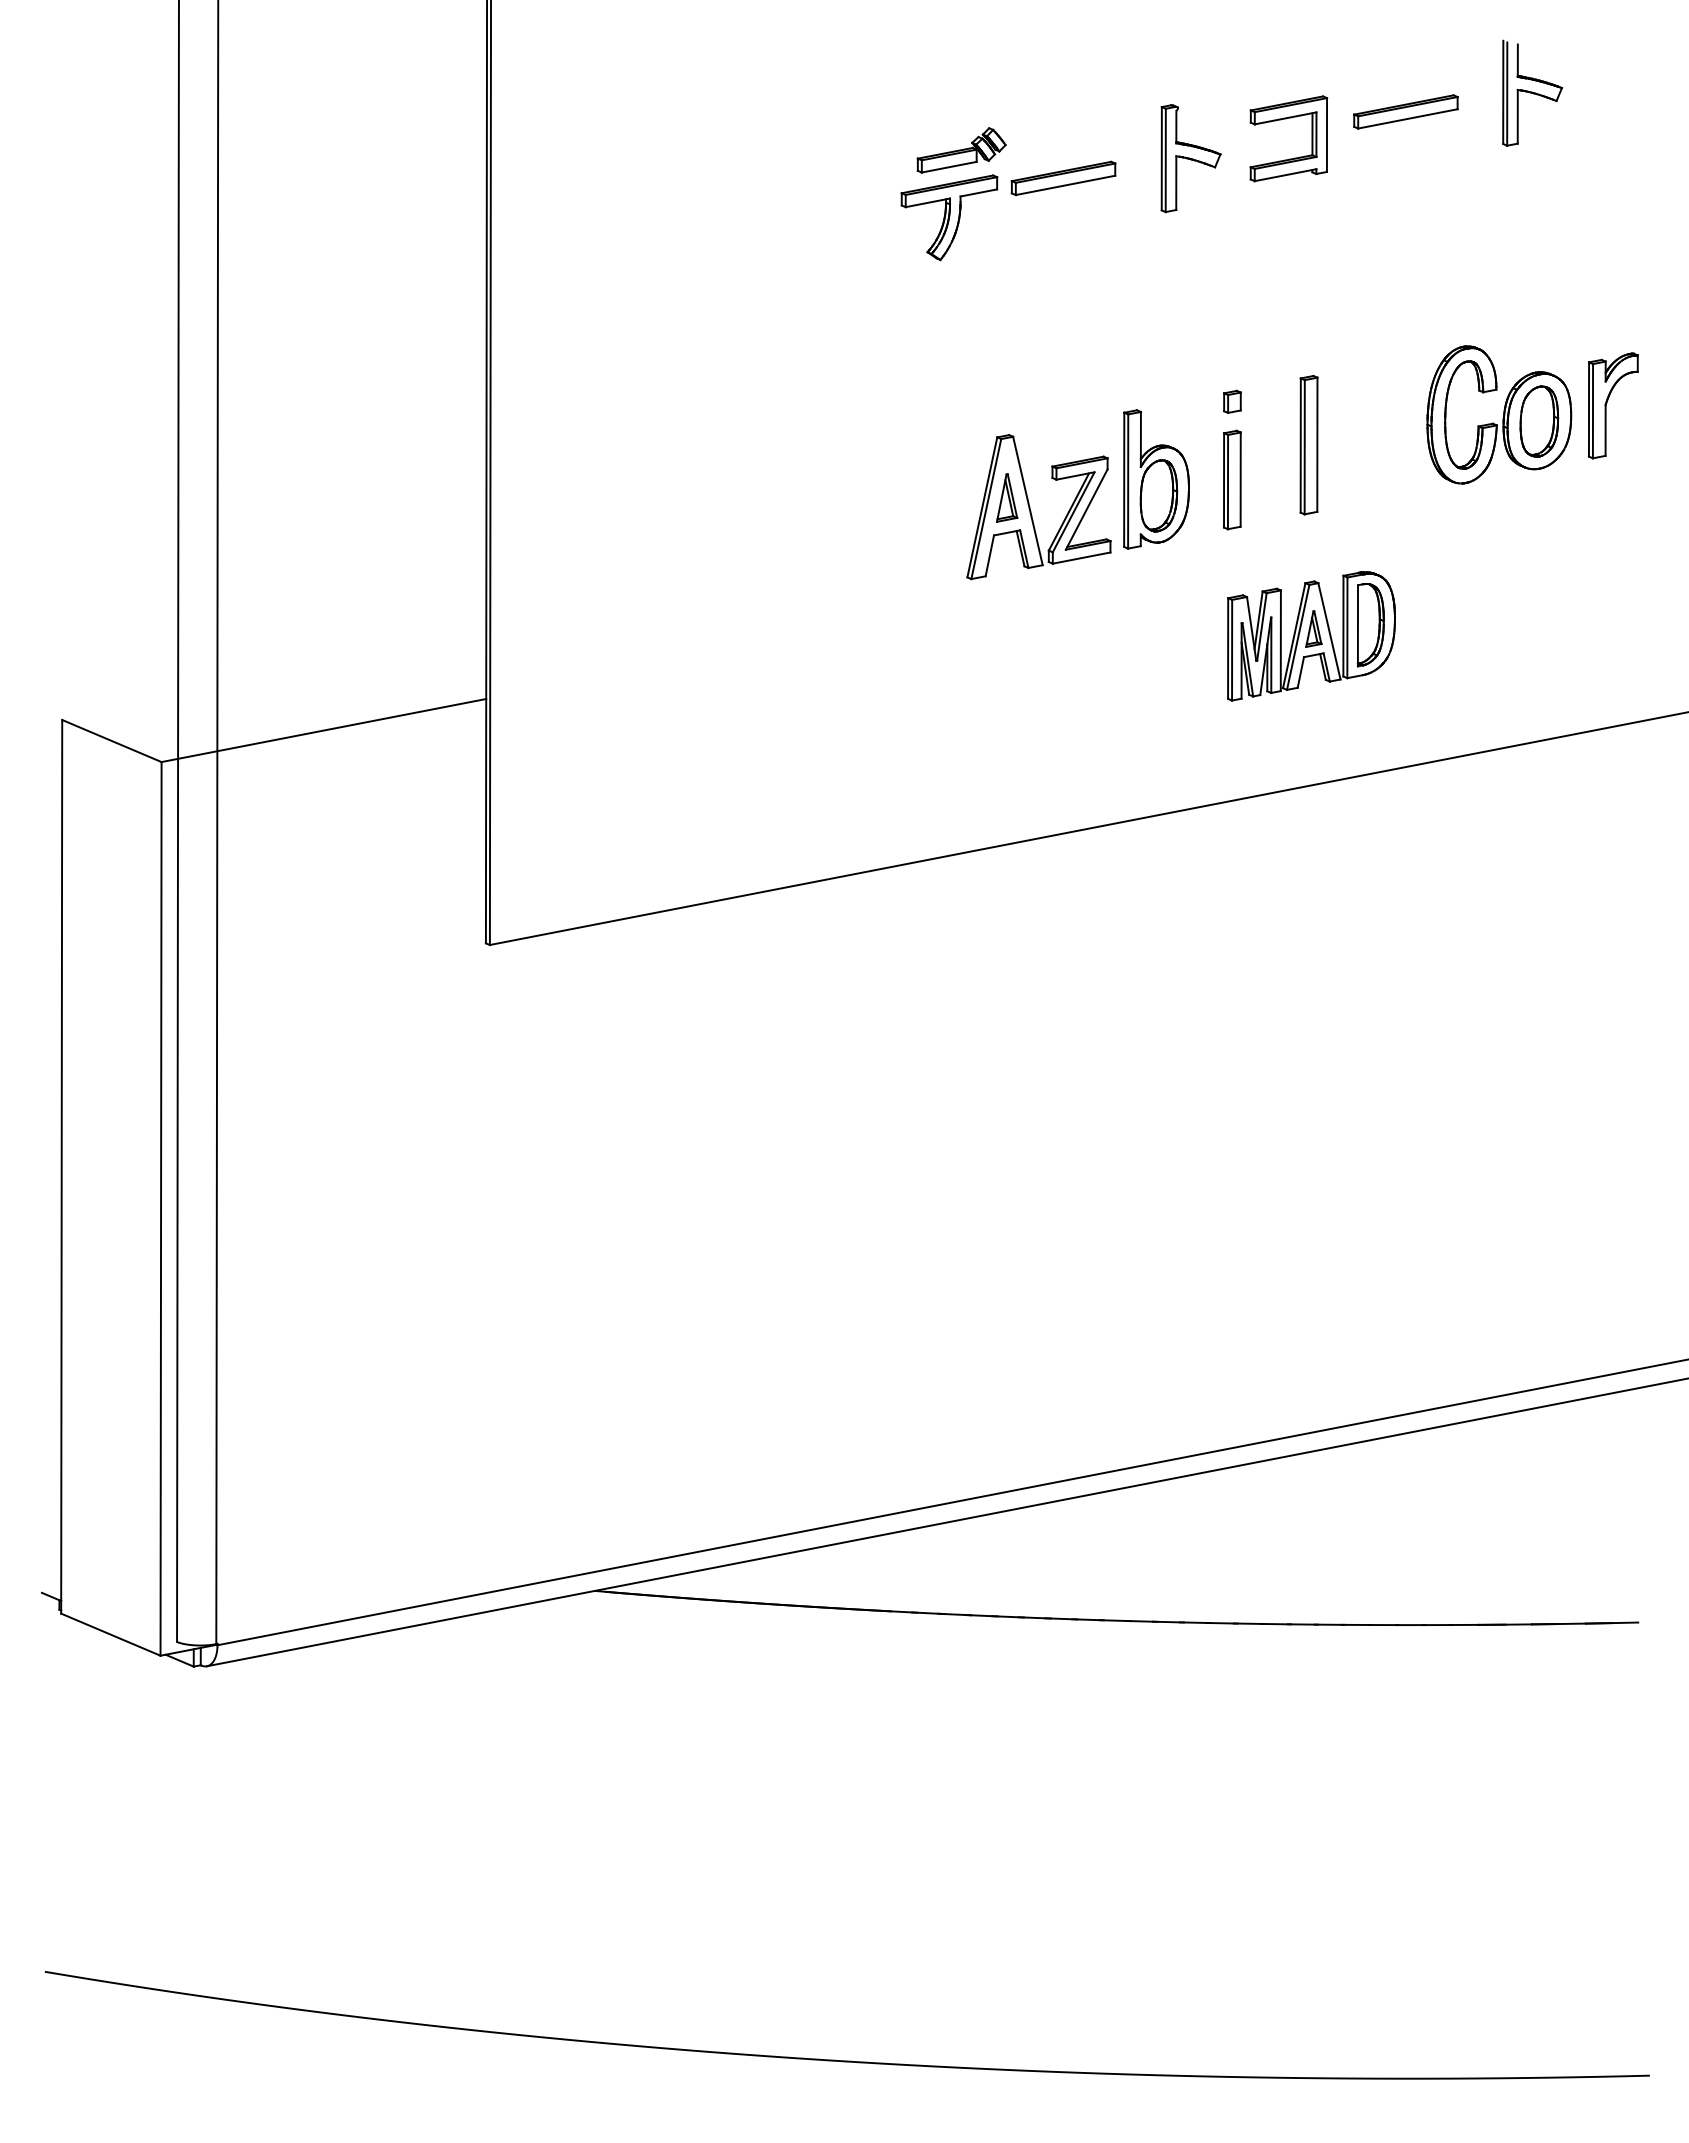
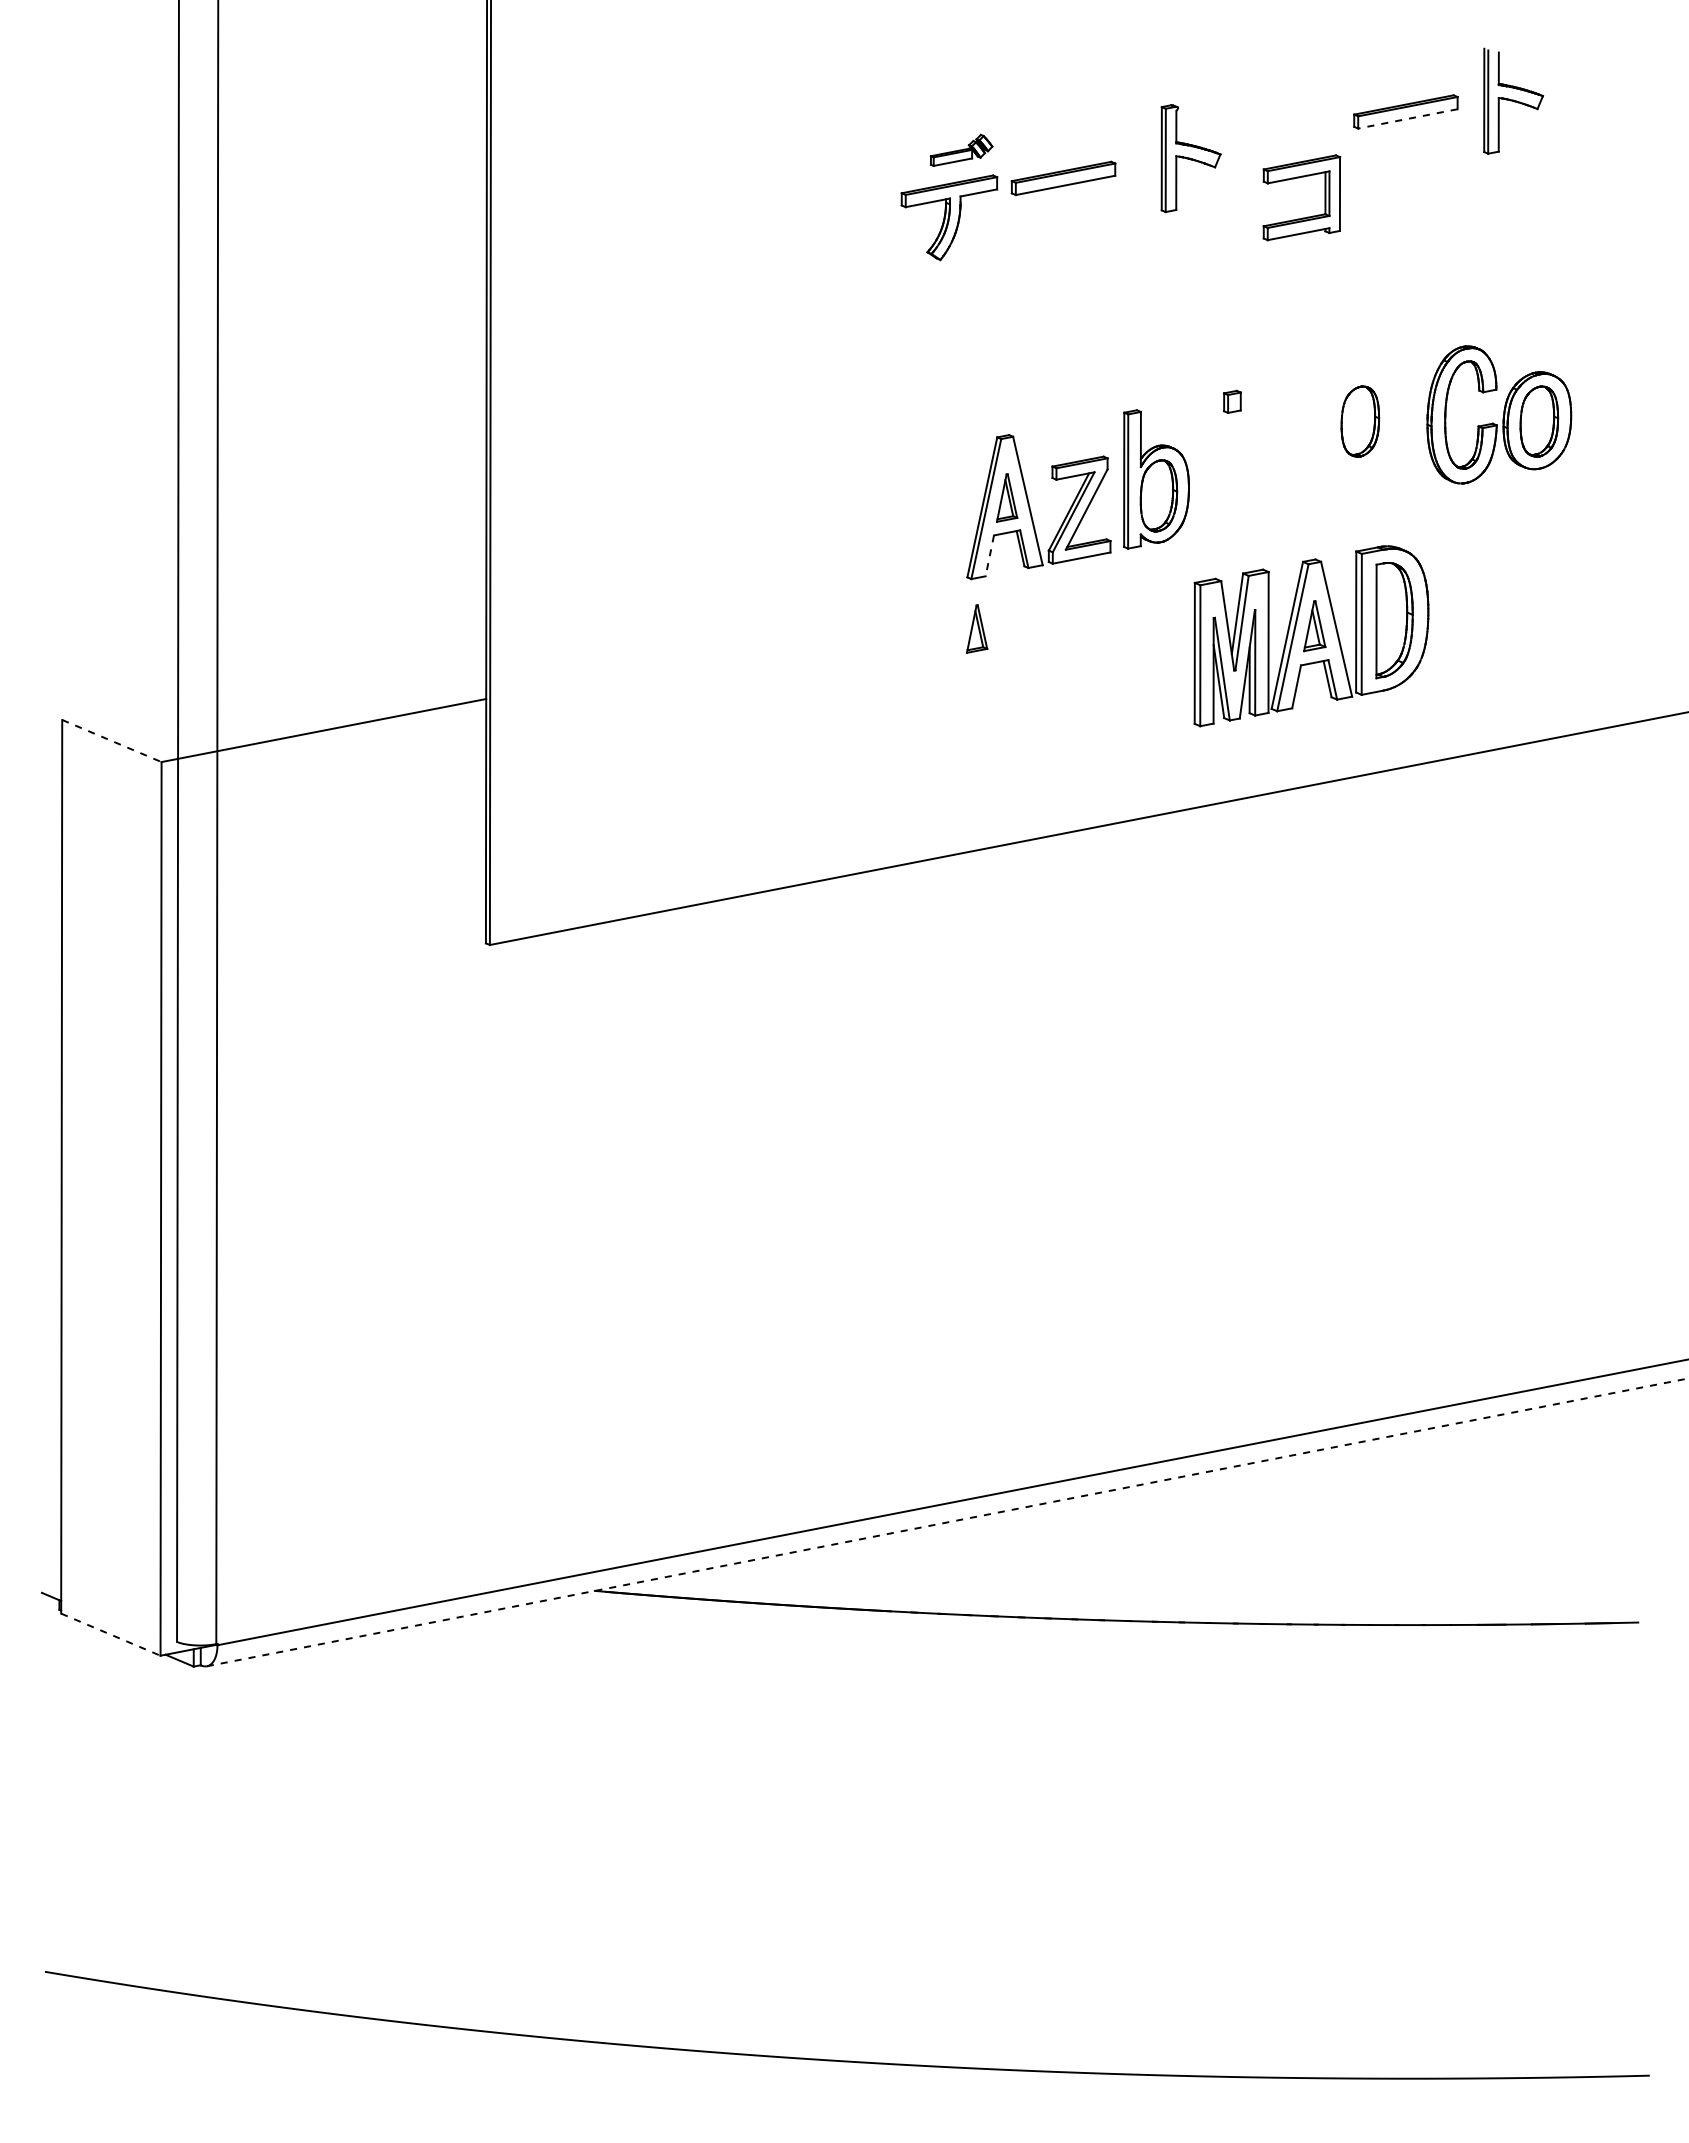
part position: (1532, 92) -> (1513, 100) (1513, 100)
line: solid -> dashed (1407, 118)
part position: (1286, 119) -> (1299, 178) (1299, 178)
part size: 91x47 px -> 65x34 px (961, 149)
part: present -> none (1607, 403)
part: none -> present (1360, 421)
part: present -> none (1308, 445)
part: present -> none (1232, 479)
line: solid -> dashed (989, 555)
part: none -> present (977, 628)
part size: 169x131 px -> 237x183 px (1311, 636)
line: solid -> dashed (111, 741)
line: solid -> dashed (948, 1522)
line: solid -> dashed (110, 1634)
